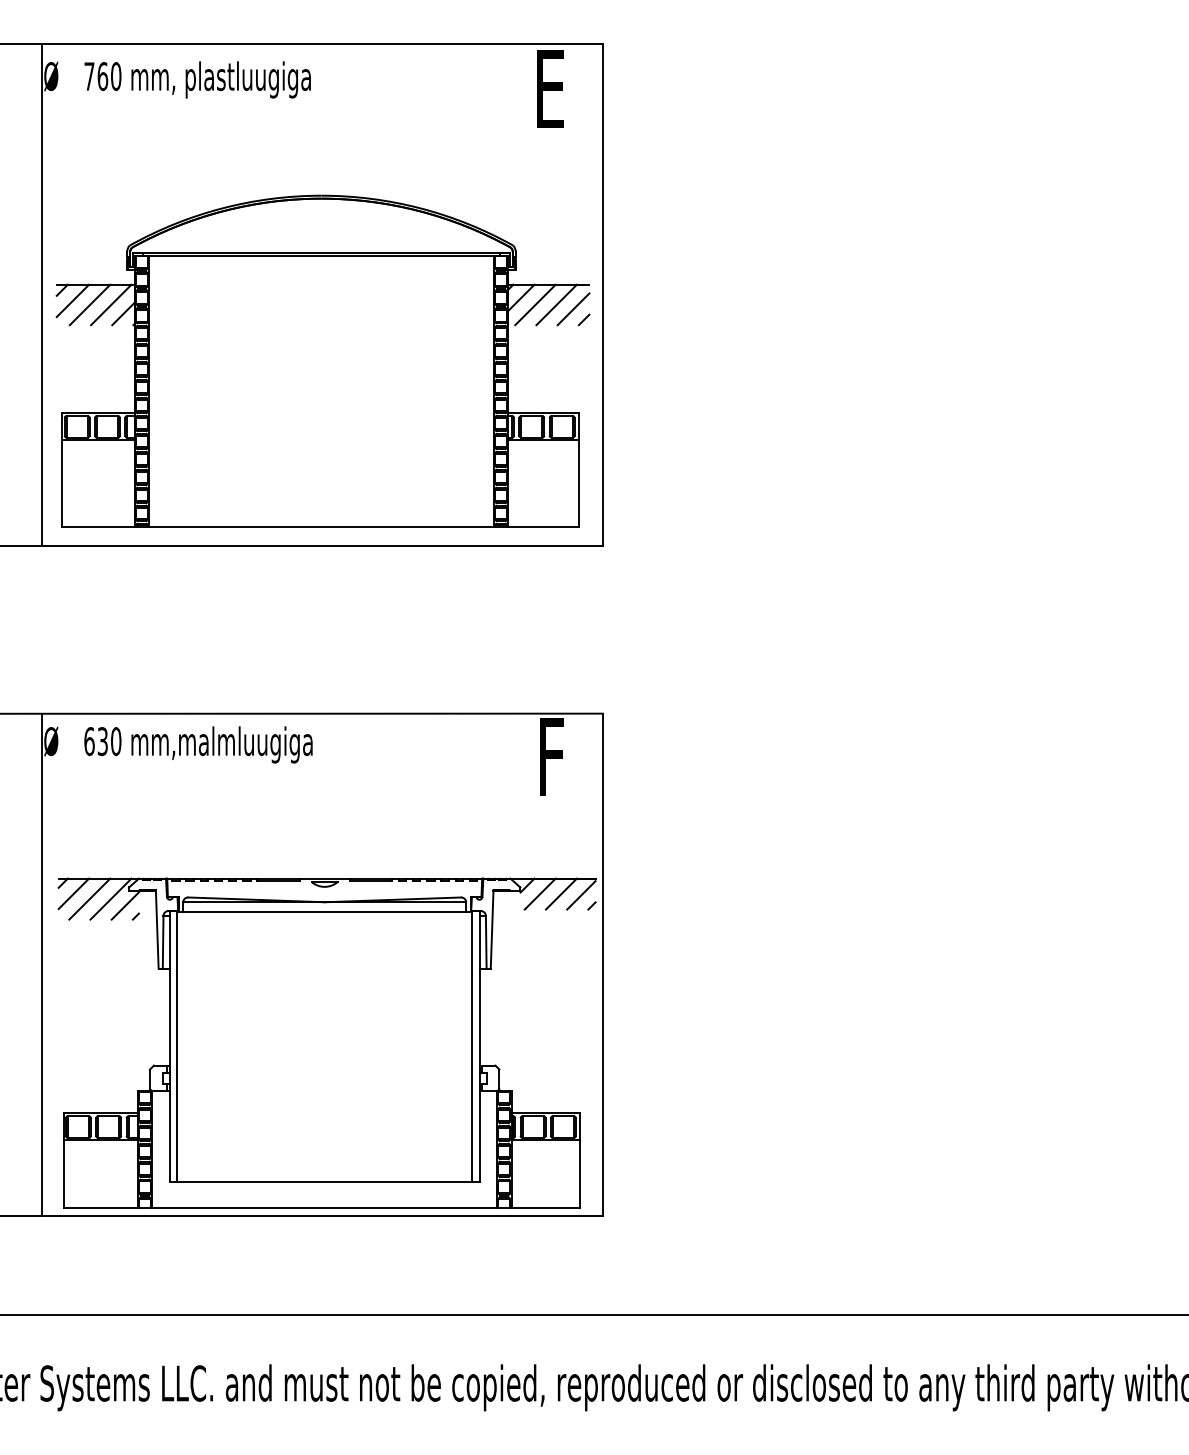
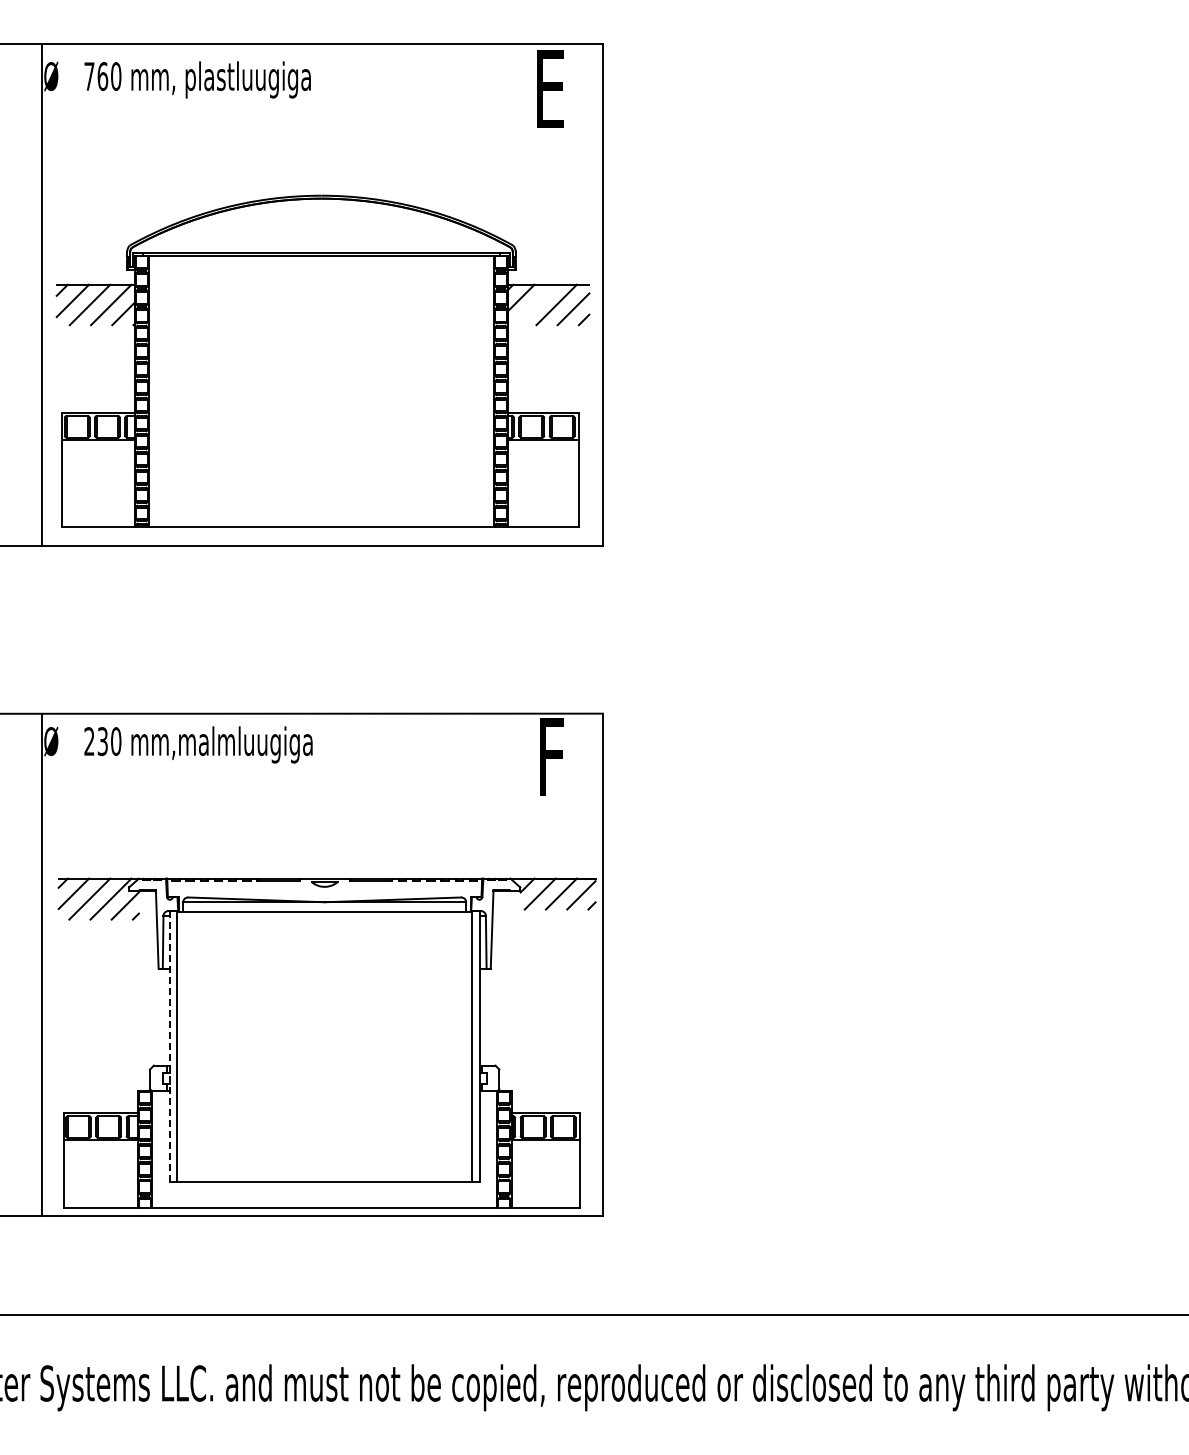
line: present -> none (535, 304)
text: 630 -> 230 (89, 741)
line: solid -> dashed (169, 1046)
